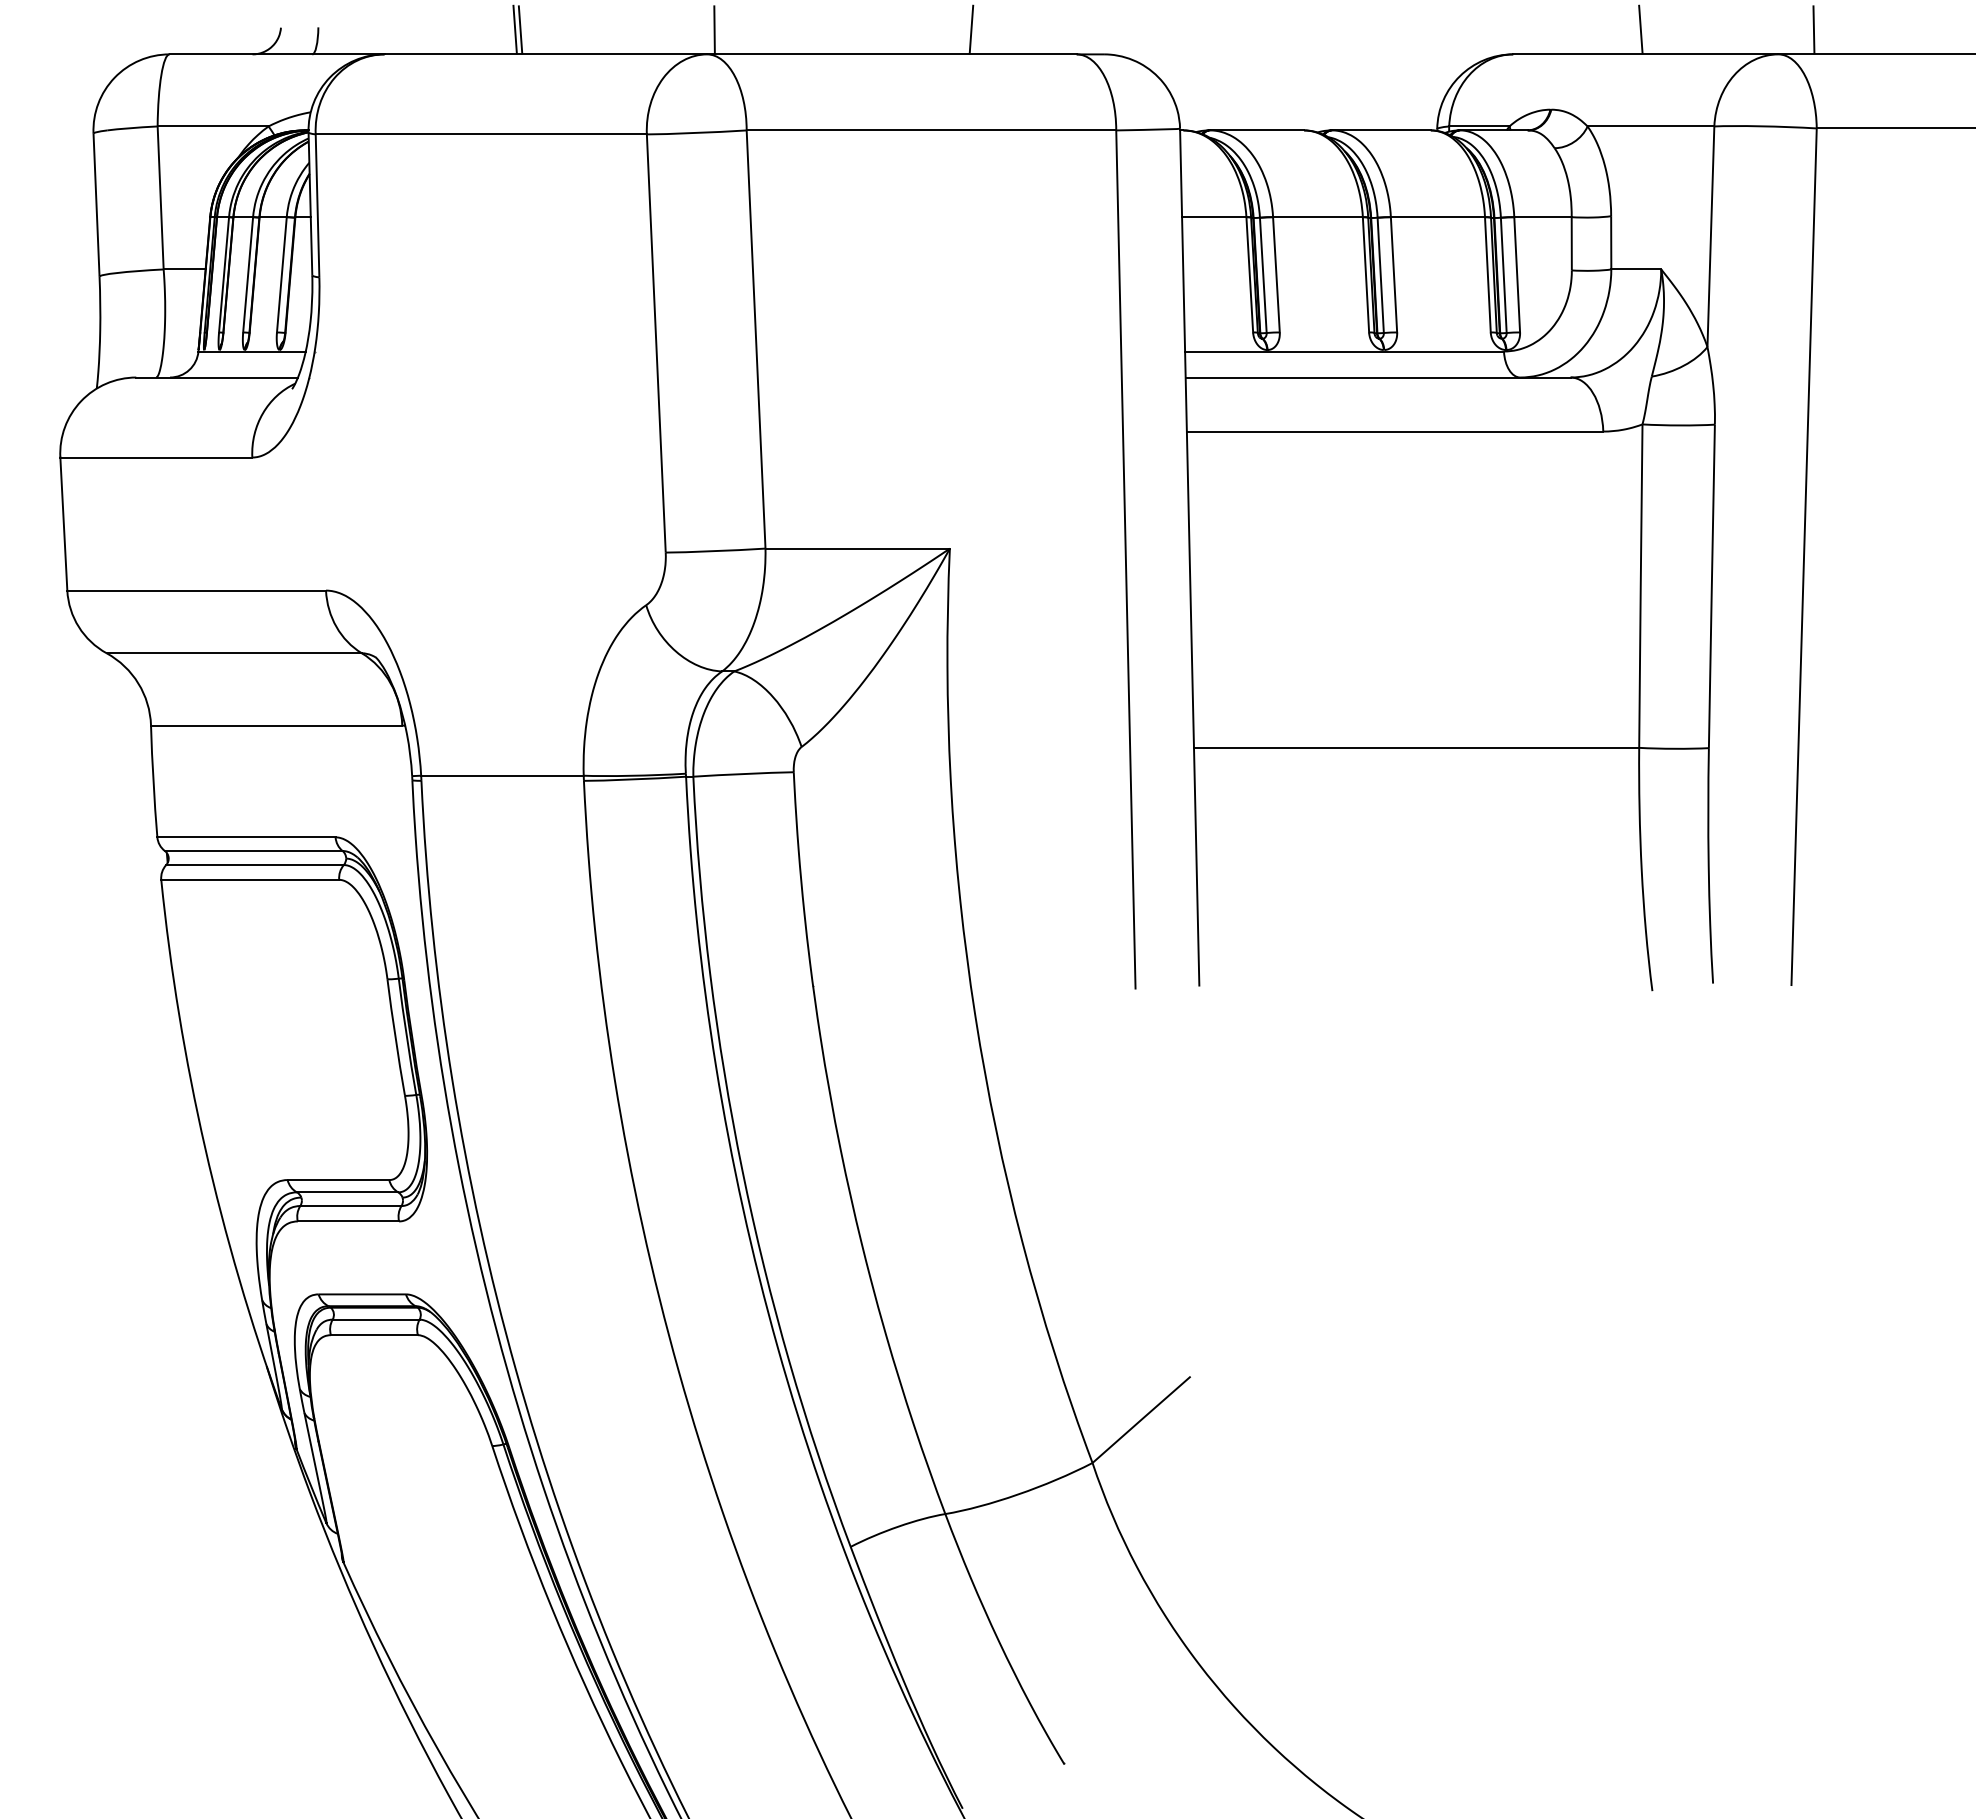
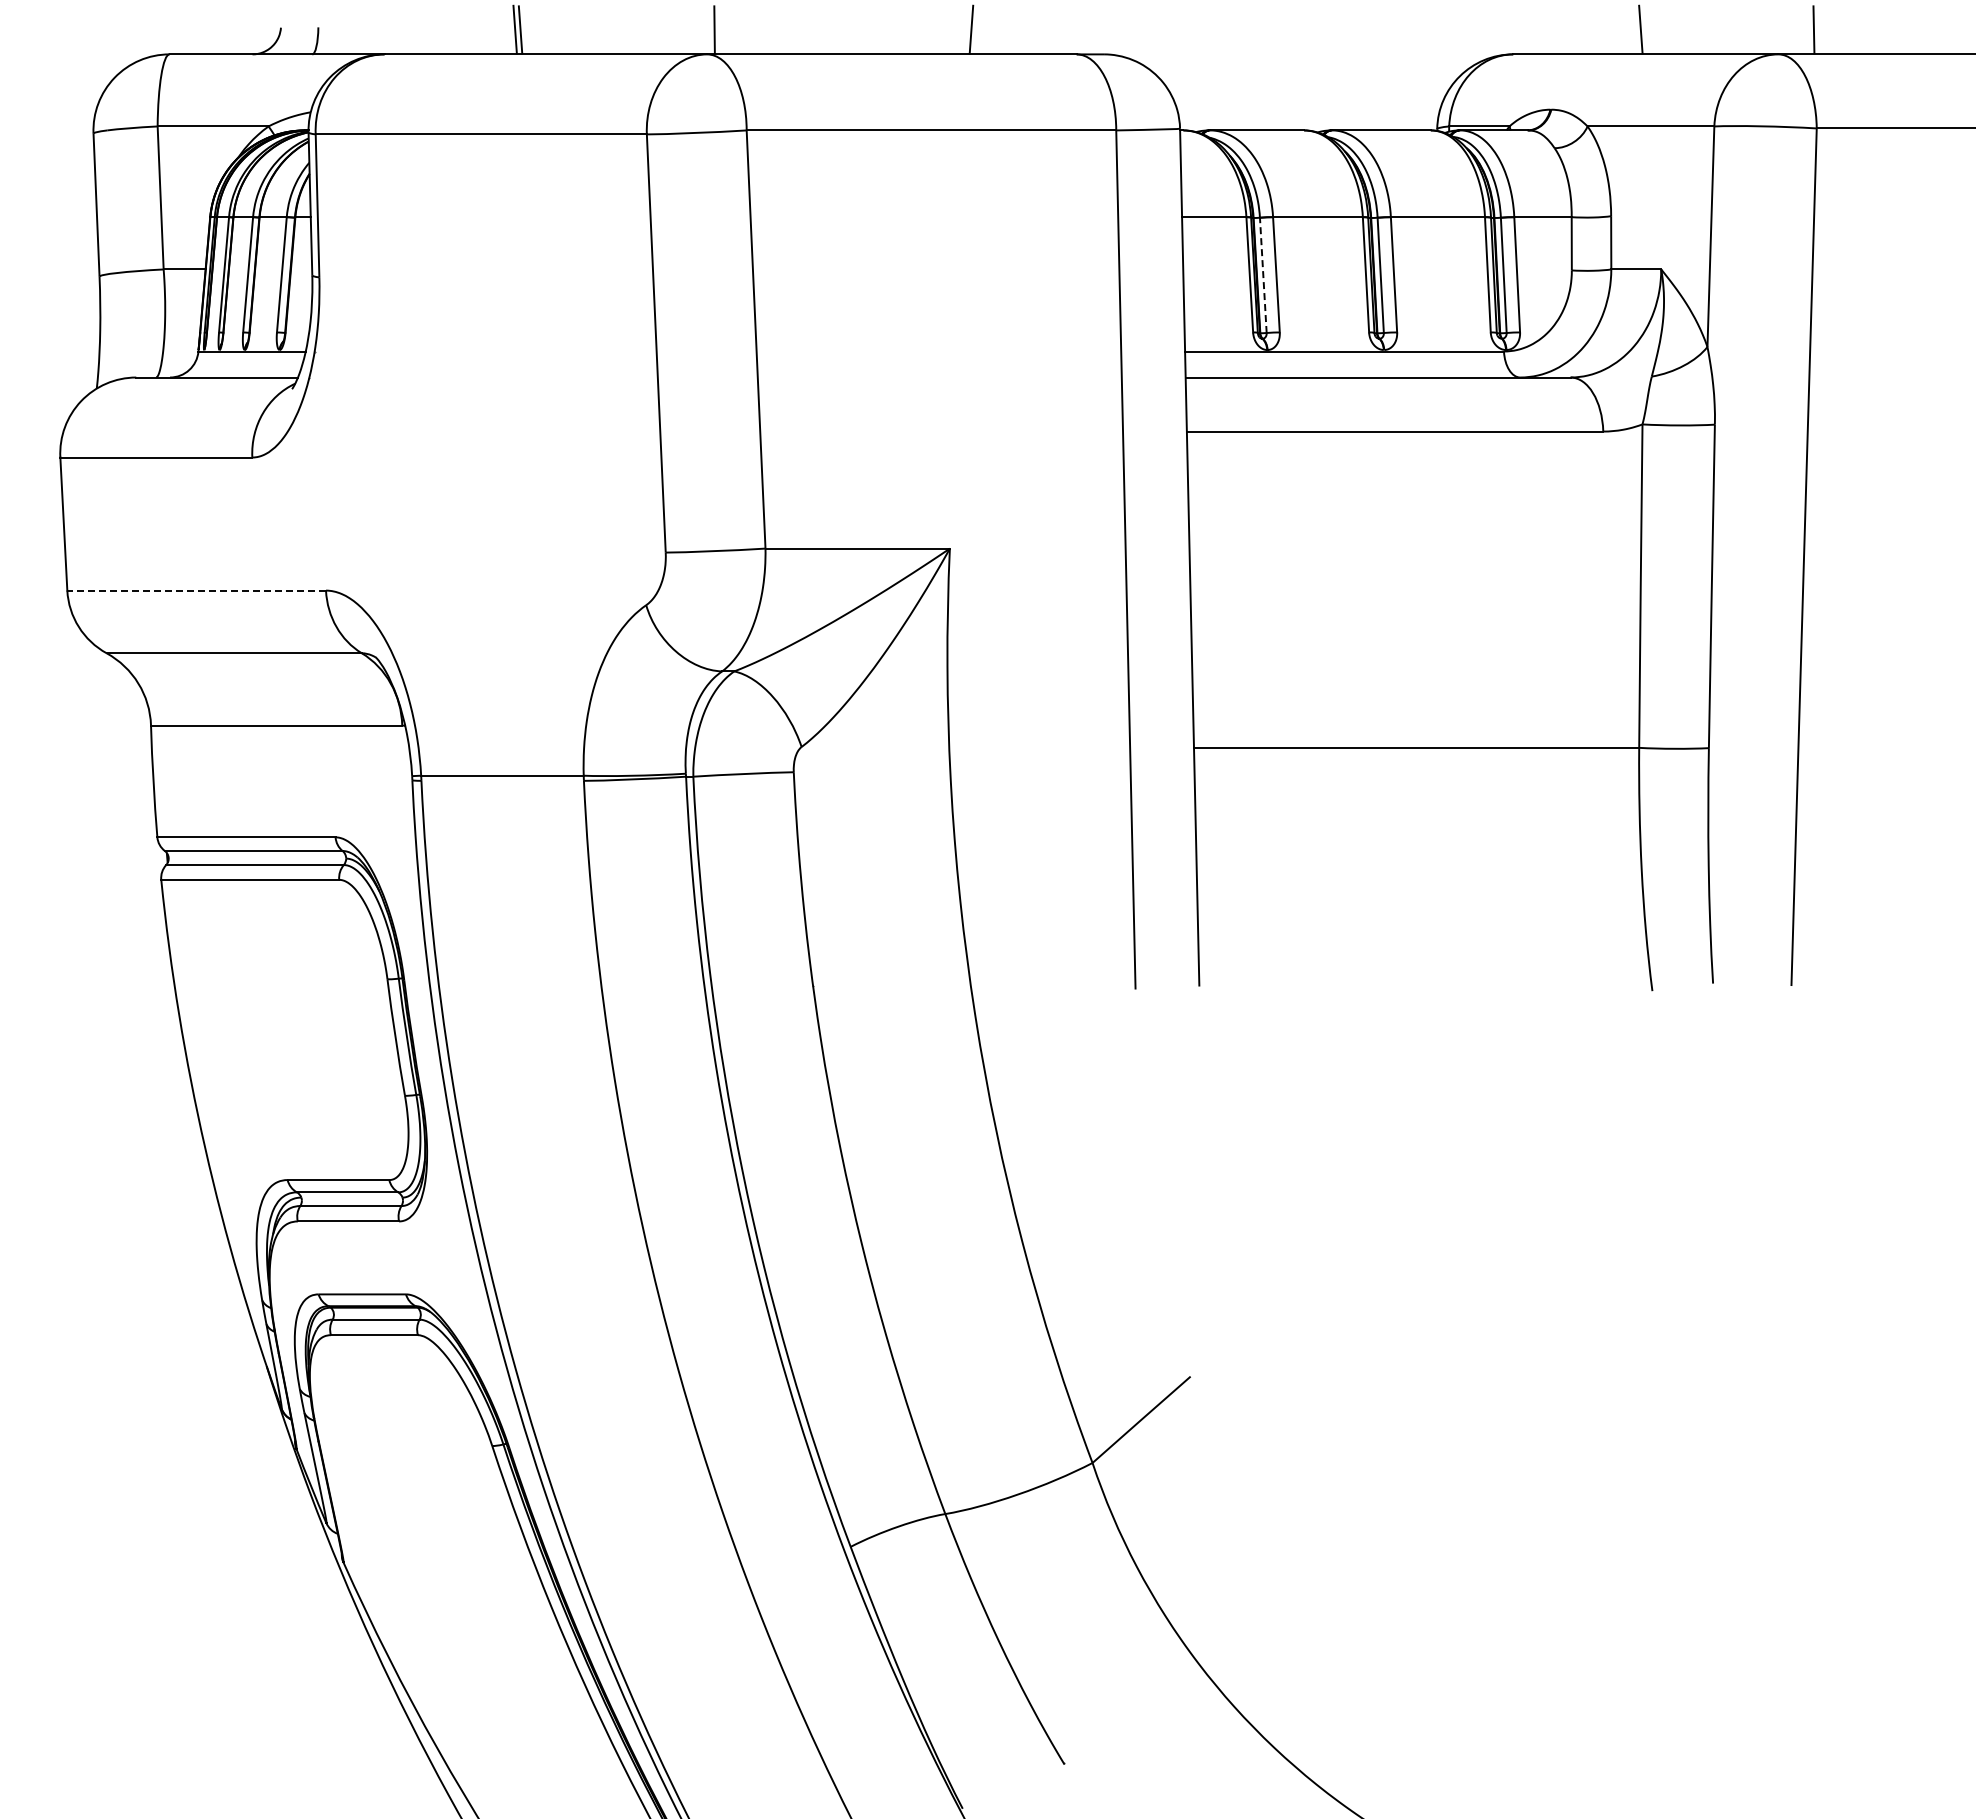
line: solid -> dashed (1263, 275)
line: solid -> dashed (196, 590)
